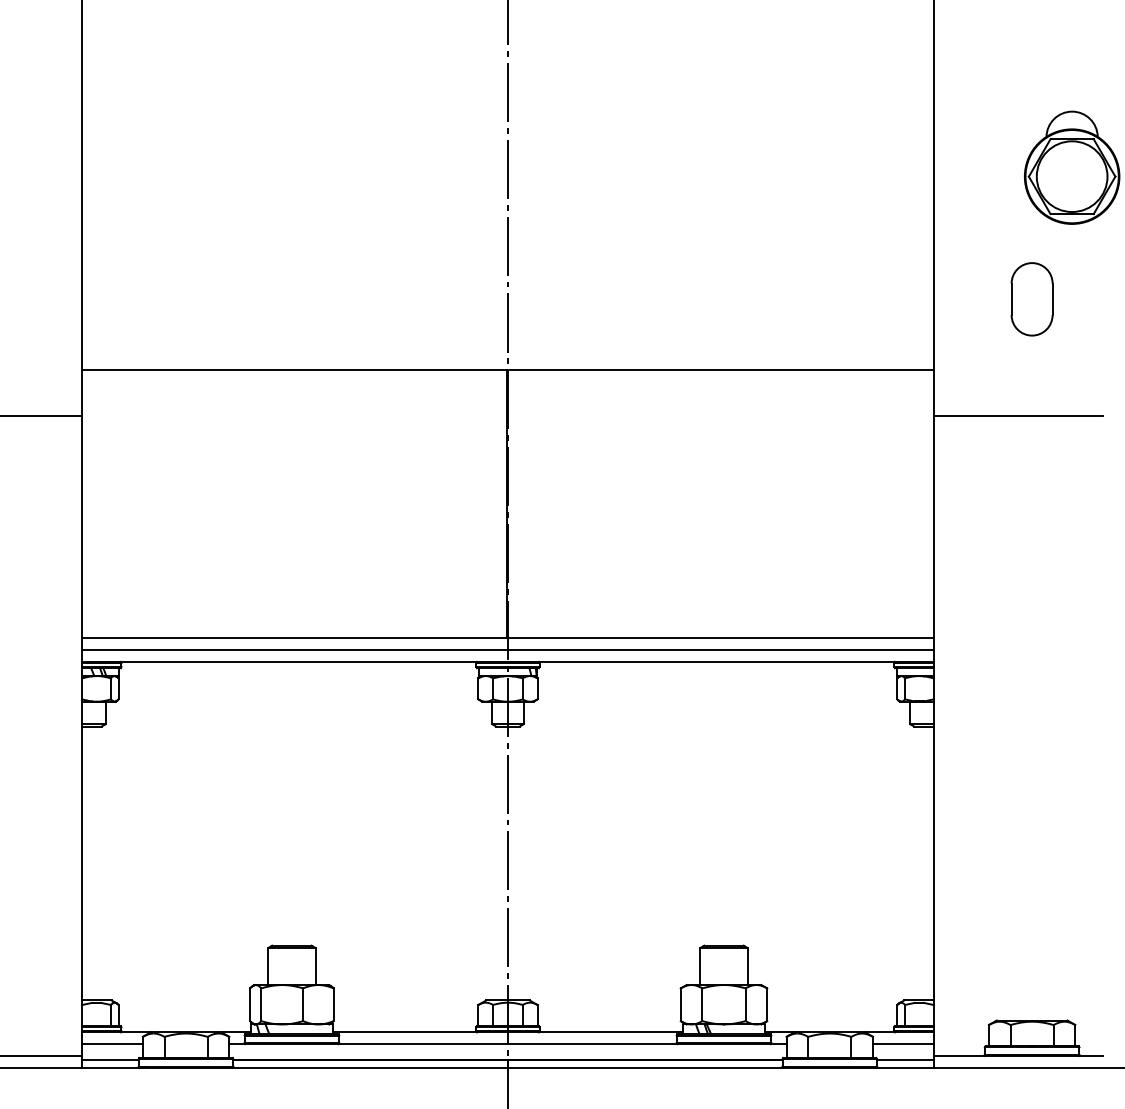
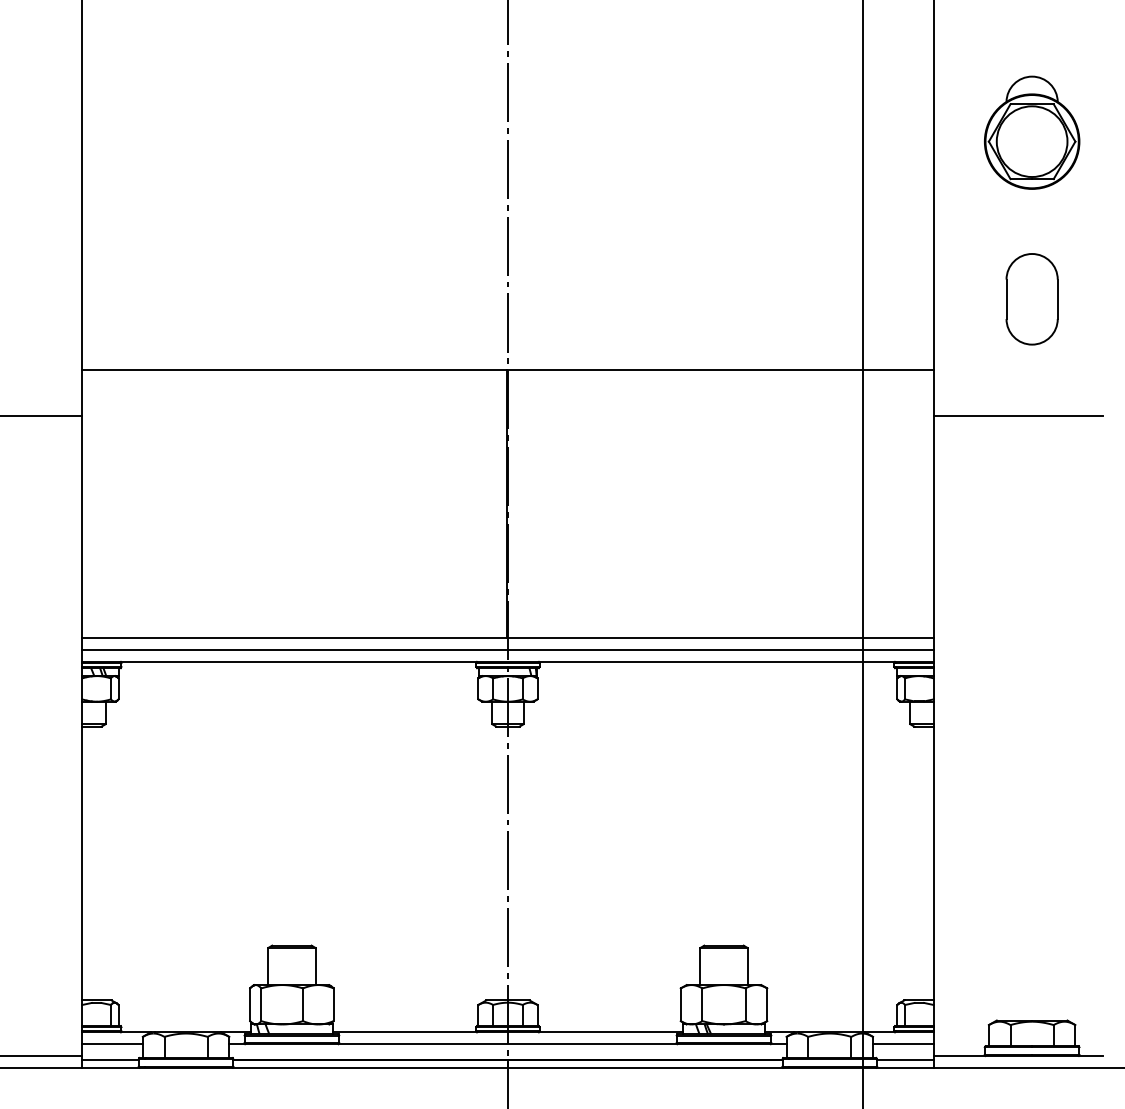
part position: (1072, 167) -> (1032, 132) (1032, 132)
part size: 44x75 px -> 54x93 px (1031, 299)
line: none -> present (862, 553)
